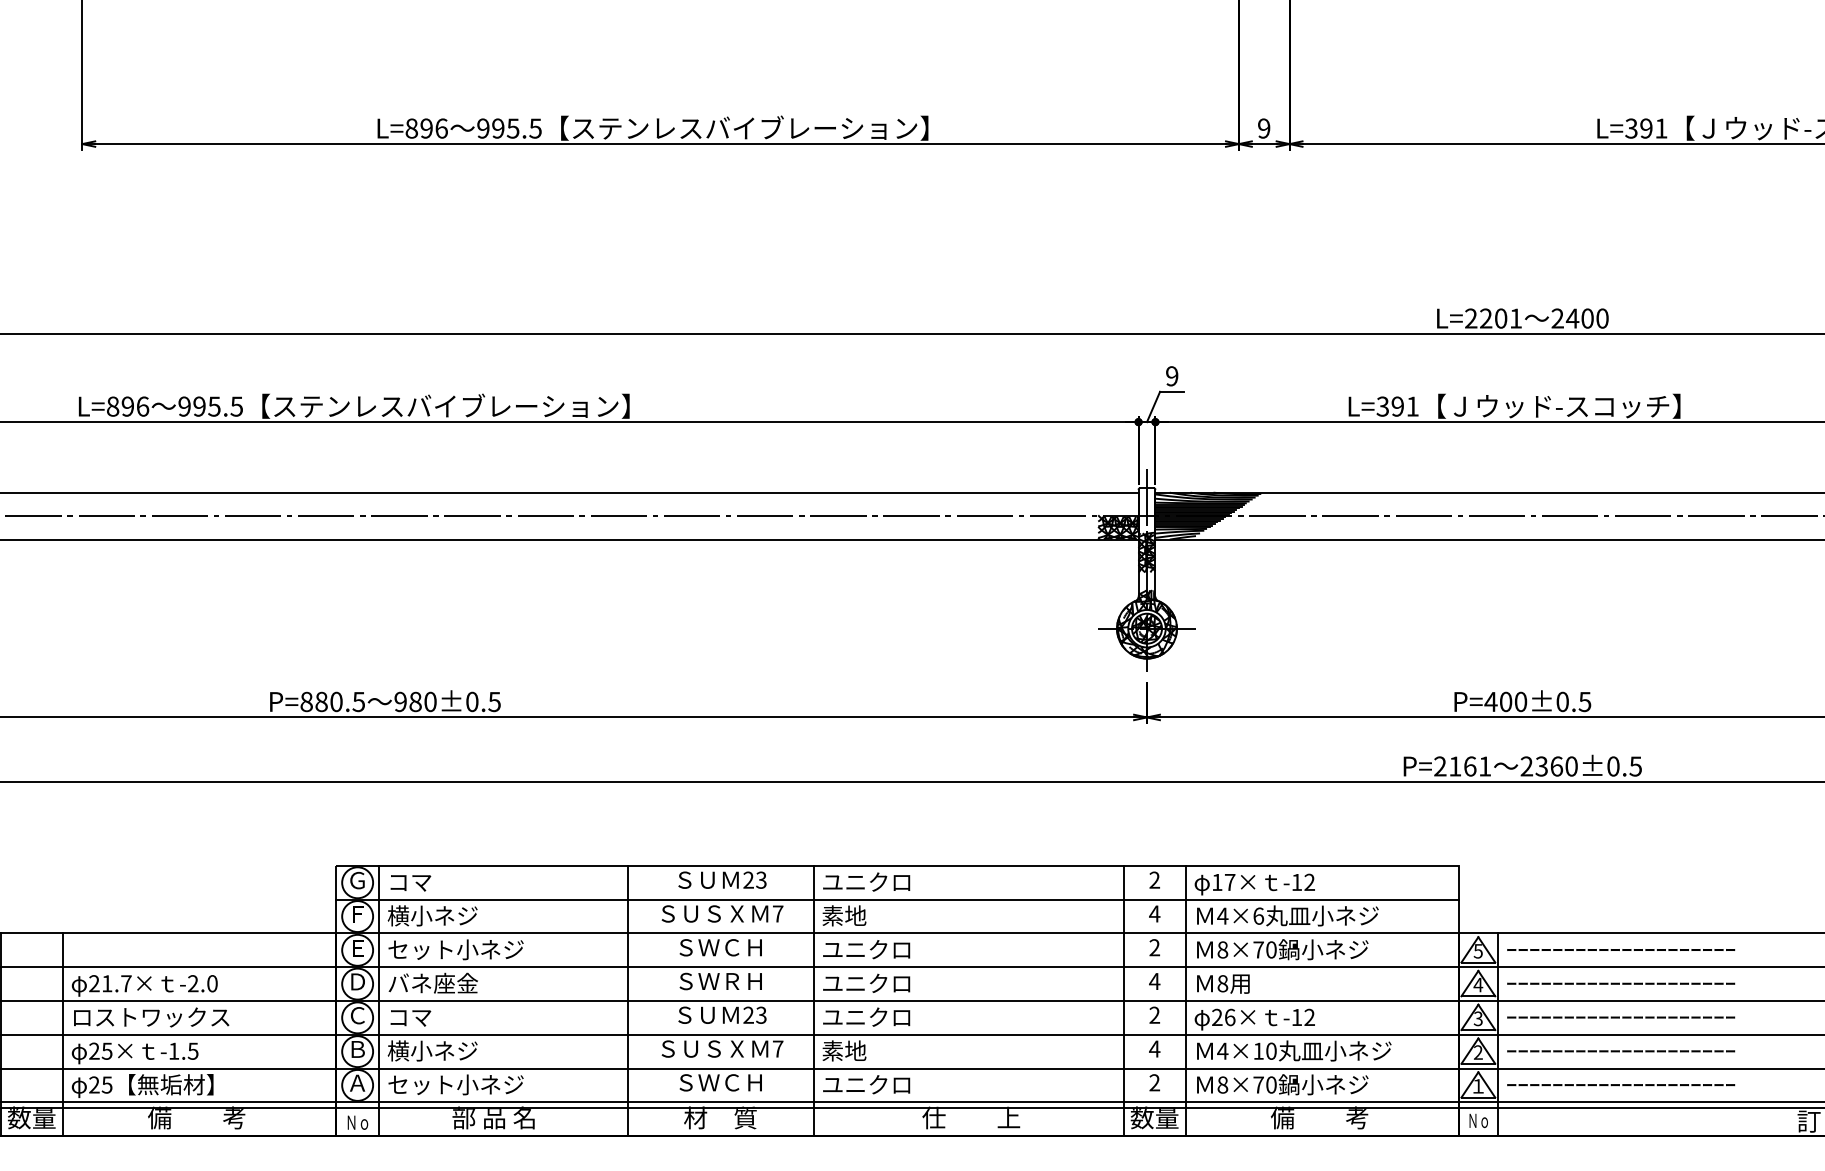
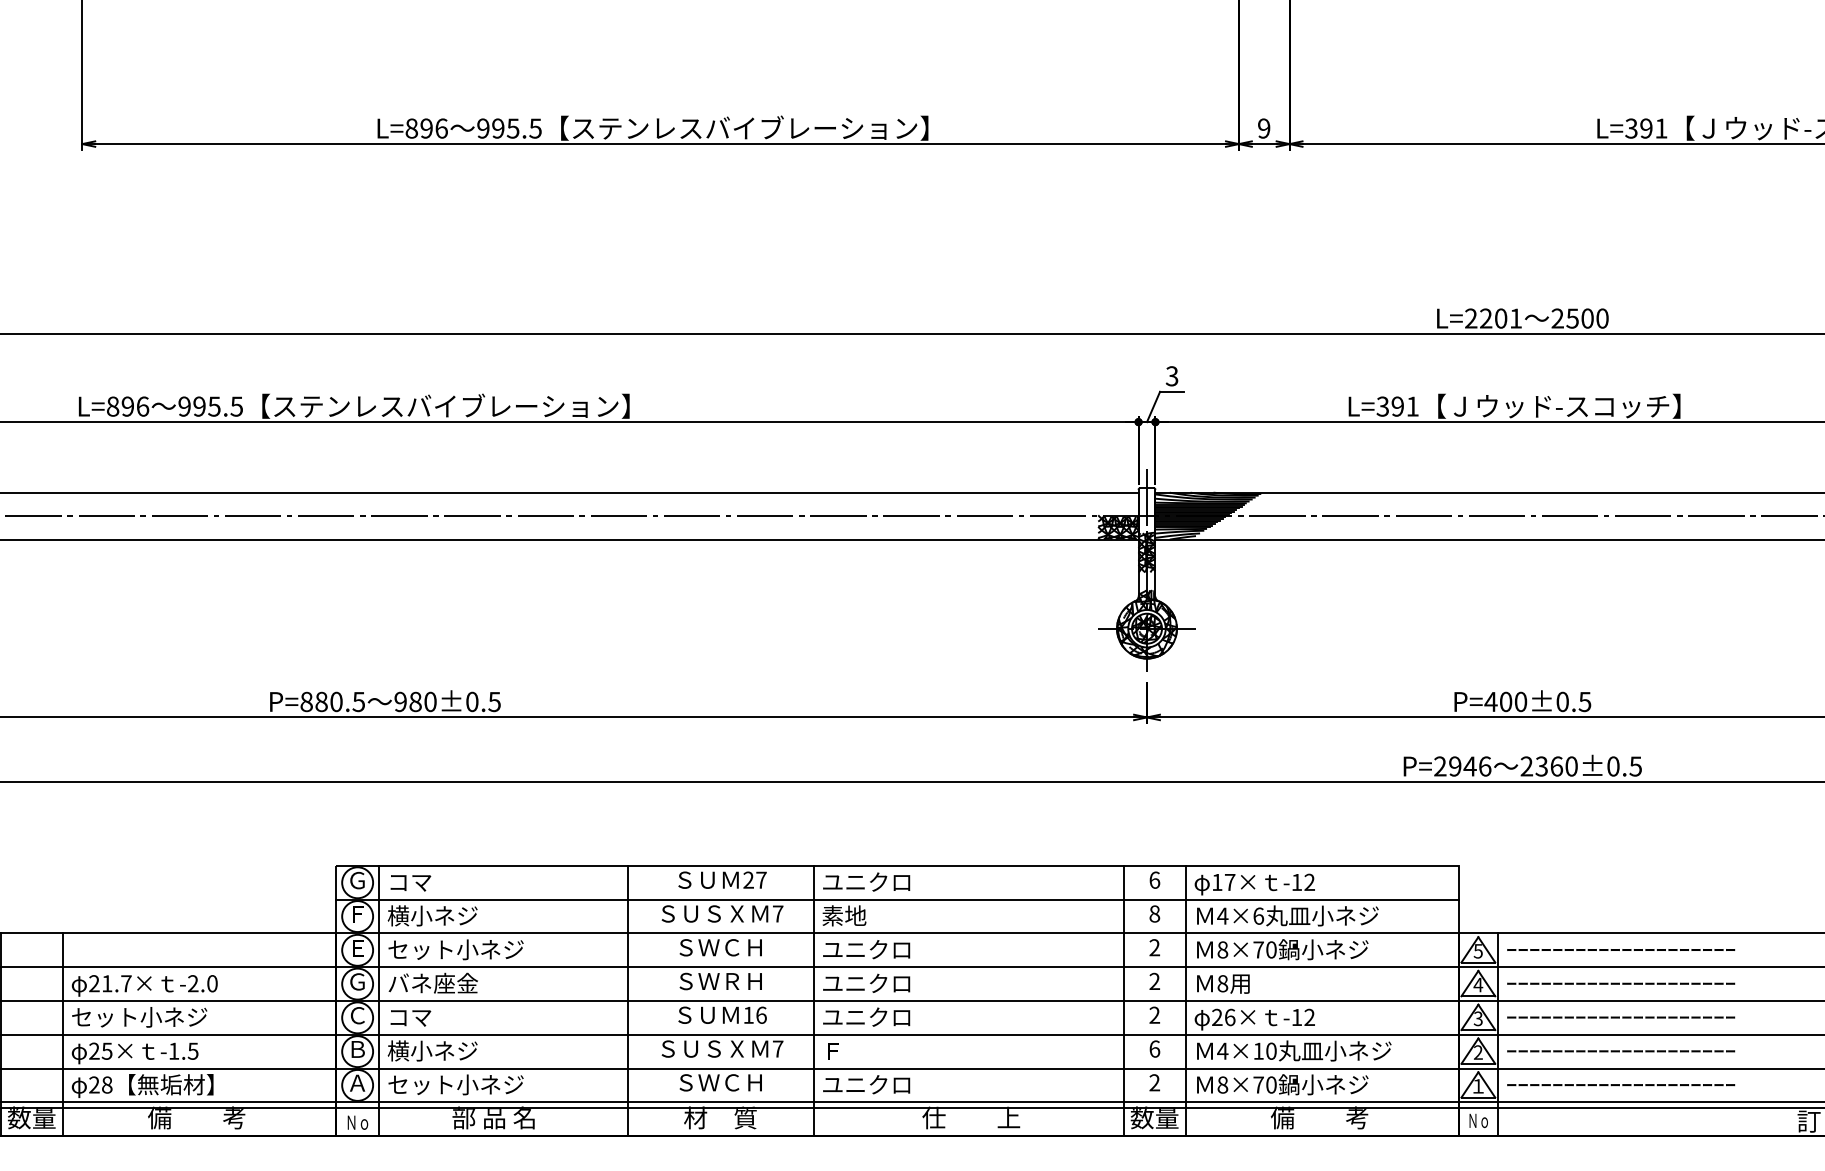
text: 2400 -> 2500 (1572, 318)
text: 9 -> 3 (1171, 376)
text: P=2161 -> P=2946 (1470, 766)
text: 23 -> 27 (761, 879)
text: 2 -> 6 (1154, 879)
text: 4 -> 8 (1154, 913)
text: 4 -> 2 (1154, 980)
text: Ｄ -> Ｇ (357, 981)
text: 23 -> 16 (754, 1014)
text: ロストワックス -> セット小ネジ (150, 1017)
text: 4 -> 6 (1154, 1048)
text: 素地 -> Ｆ (844, 1050)
text: 25 -> 28 (106, 1084)
